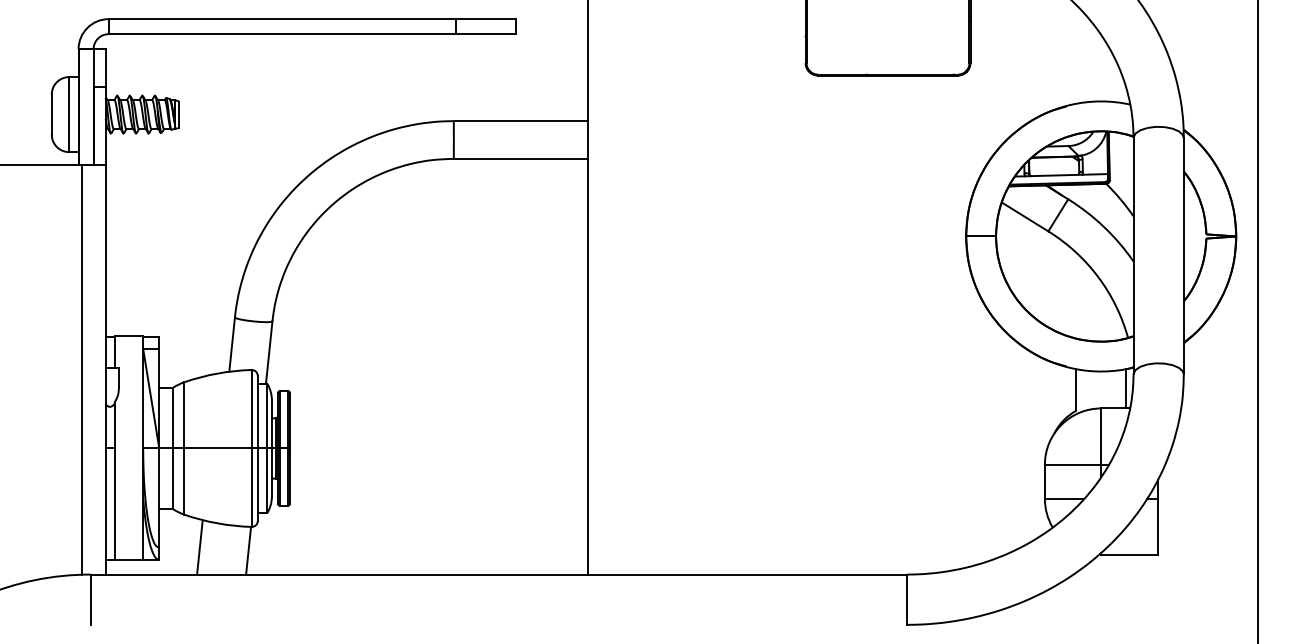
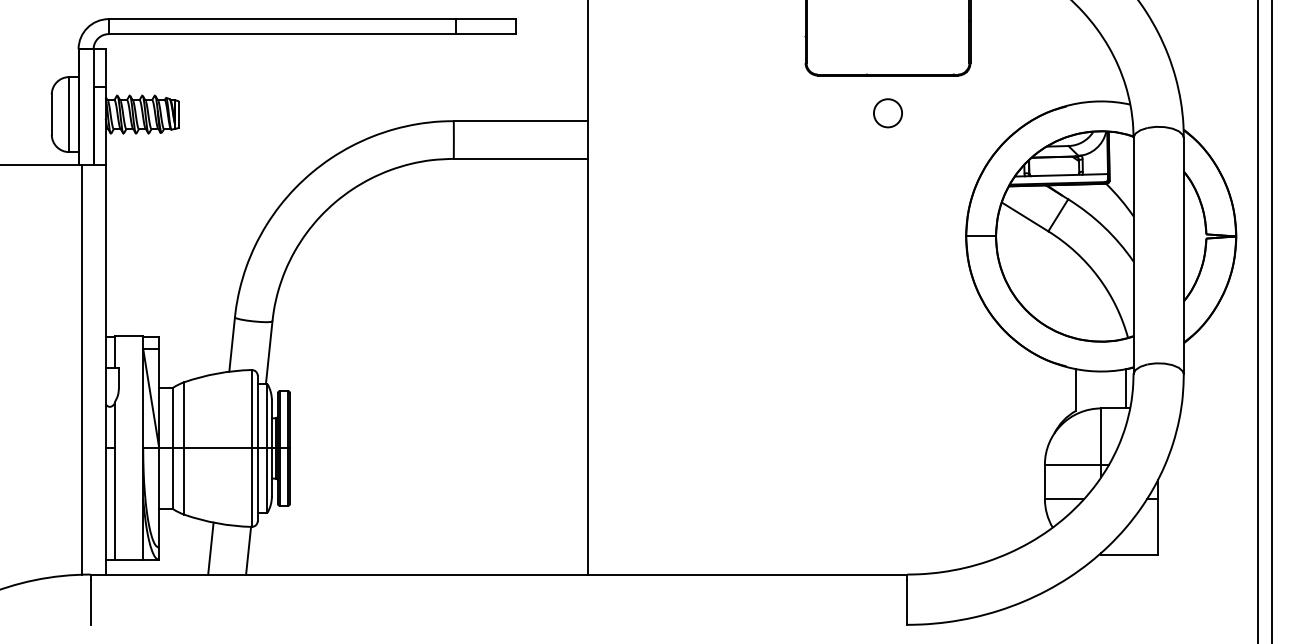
circle: none -> present (887, 113)
line: none -> present (1272, 321)
line position: (199, 547) -> (210, 548) (210, 548)
